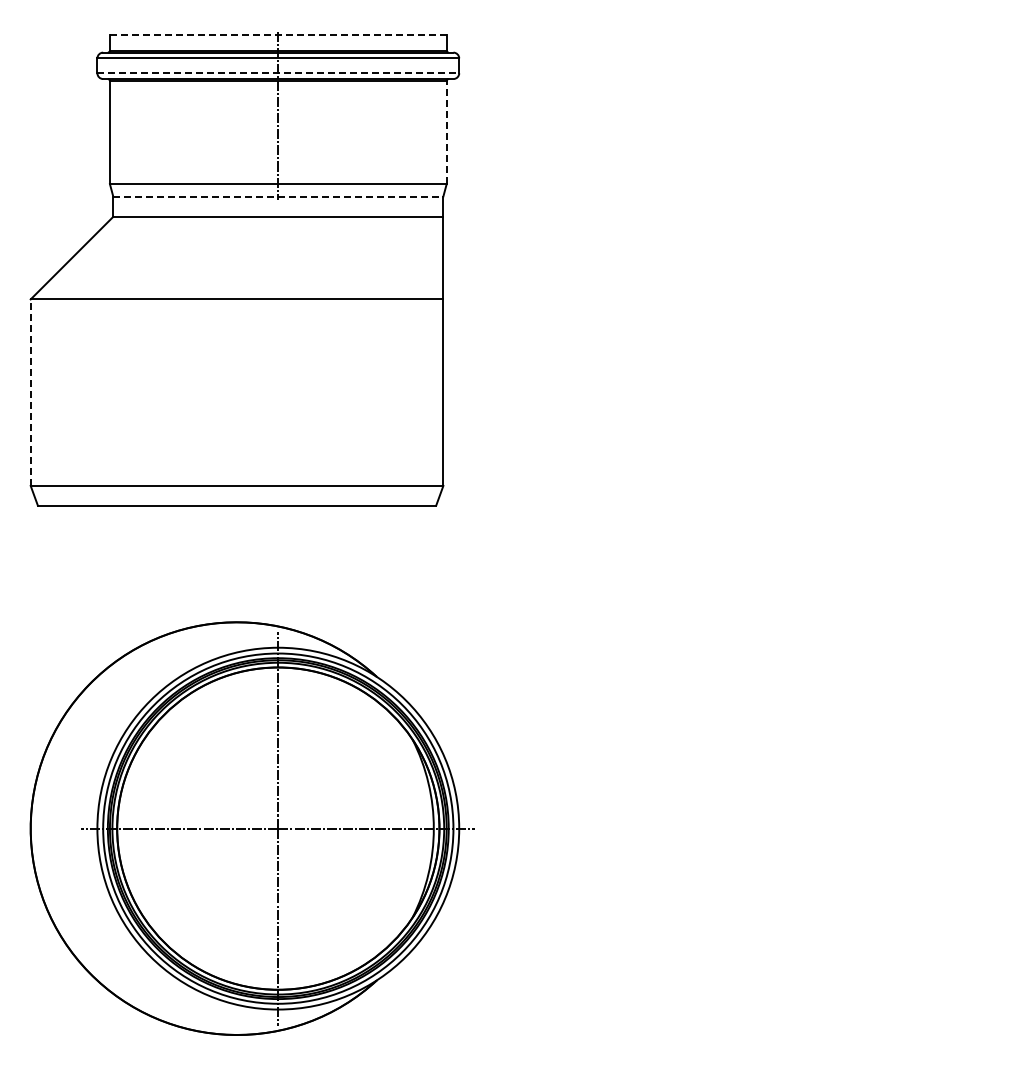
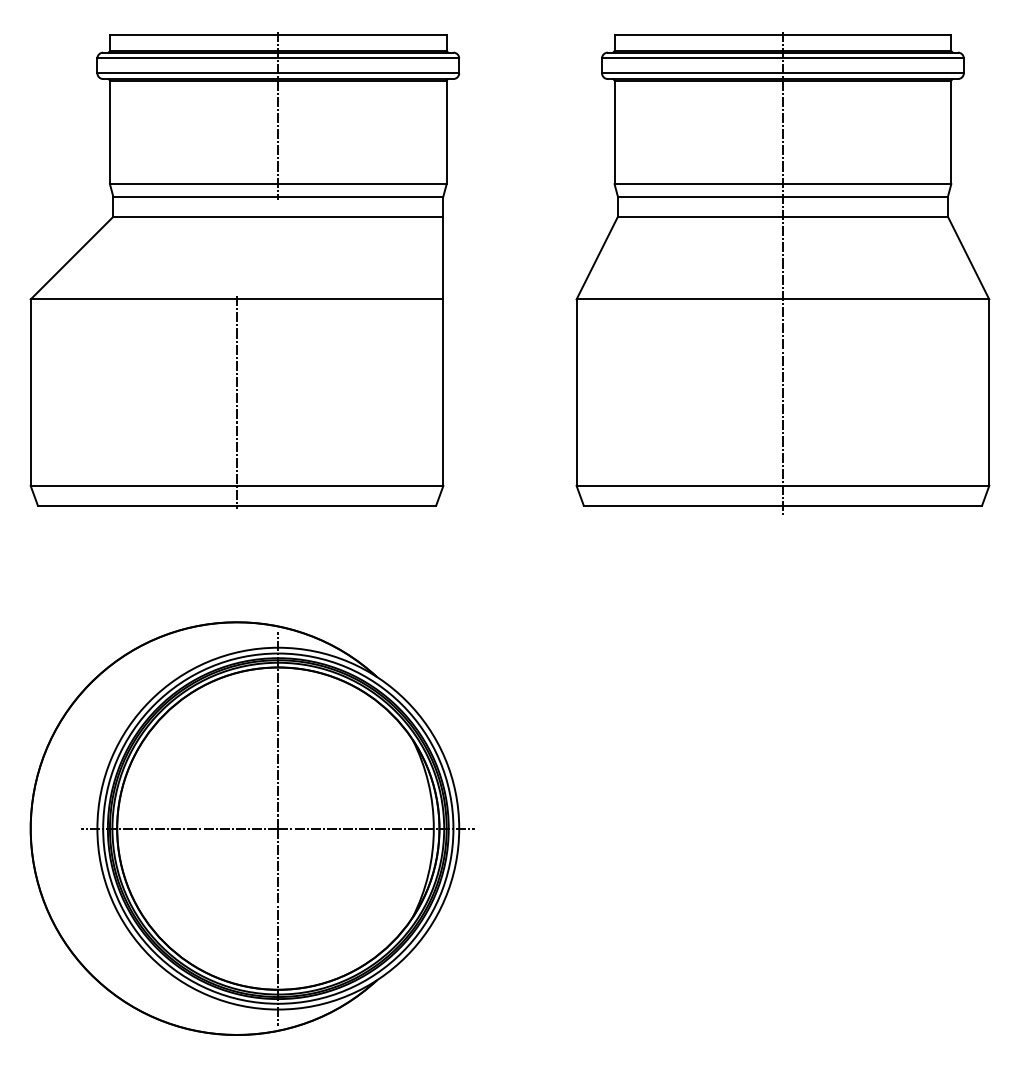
line: dashed -> solid (278, 35)
line: dashed -> solid (278, 73)
line: dashed -> solid (446, 132)
line: dashed -> solid (278, 196)
part: none -> present (782, 273)
line: dashed -> solid (30, 392)
line: none -> present (237, 402)
